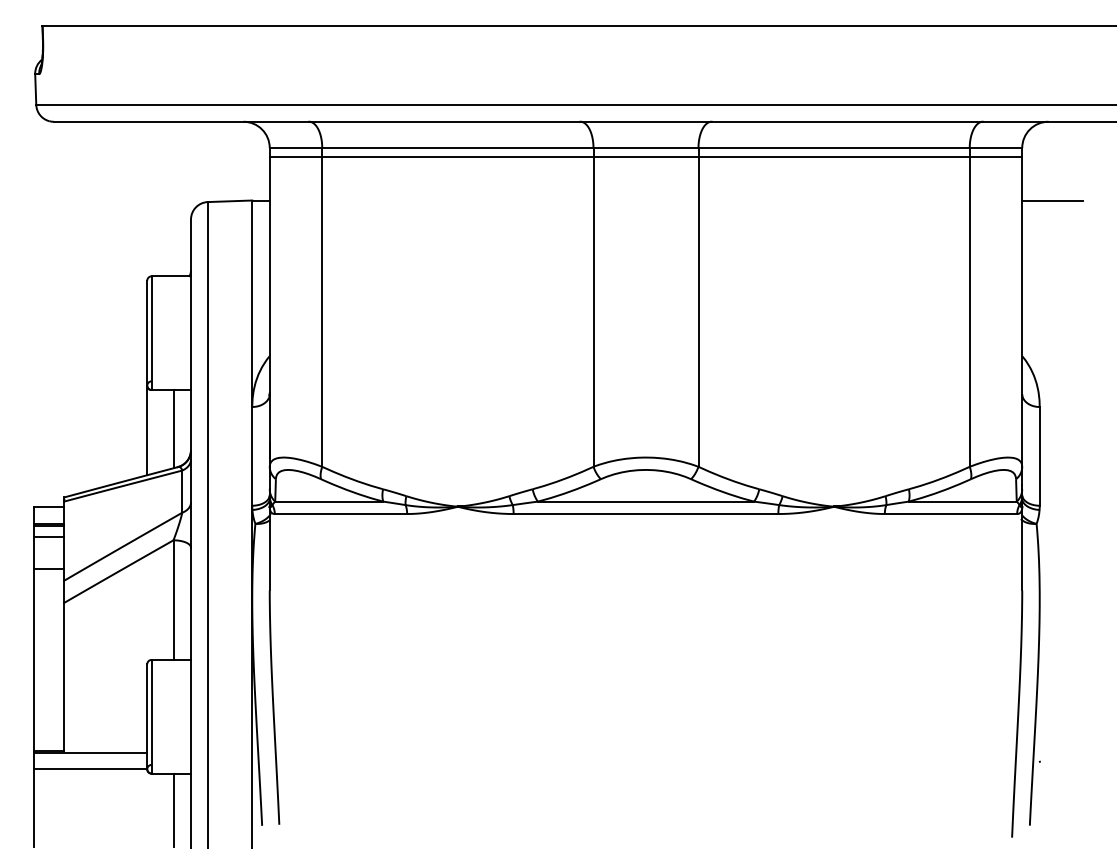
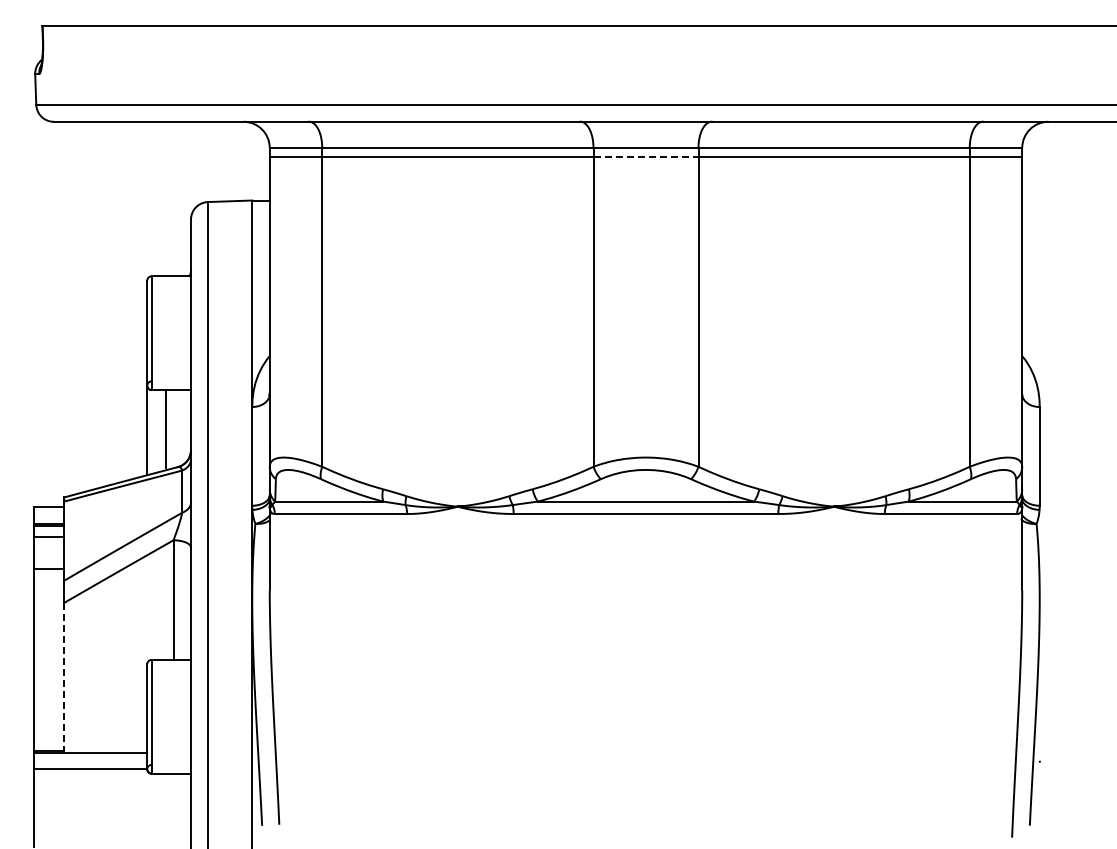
line: solid -> dashed (646, 156)
line: present -> none (1052, 200)
line position: (173, 429) -> (165, 429) (165, 429)
line: solid -> dashed (64, 677)
line: present -> none (173, 809)
